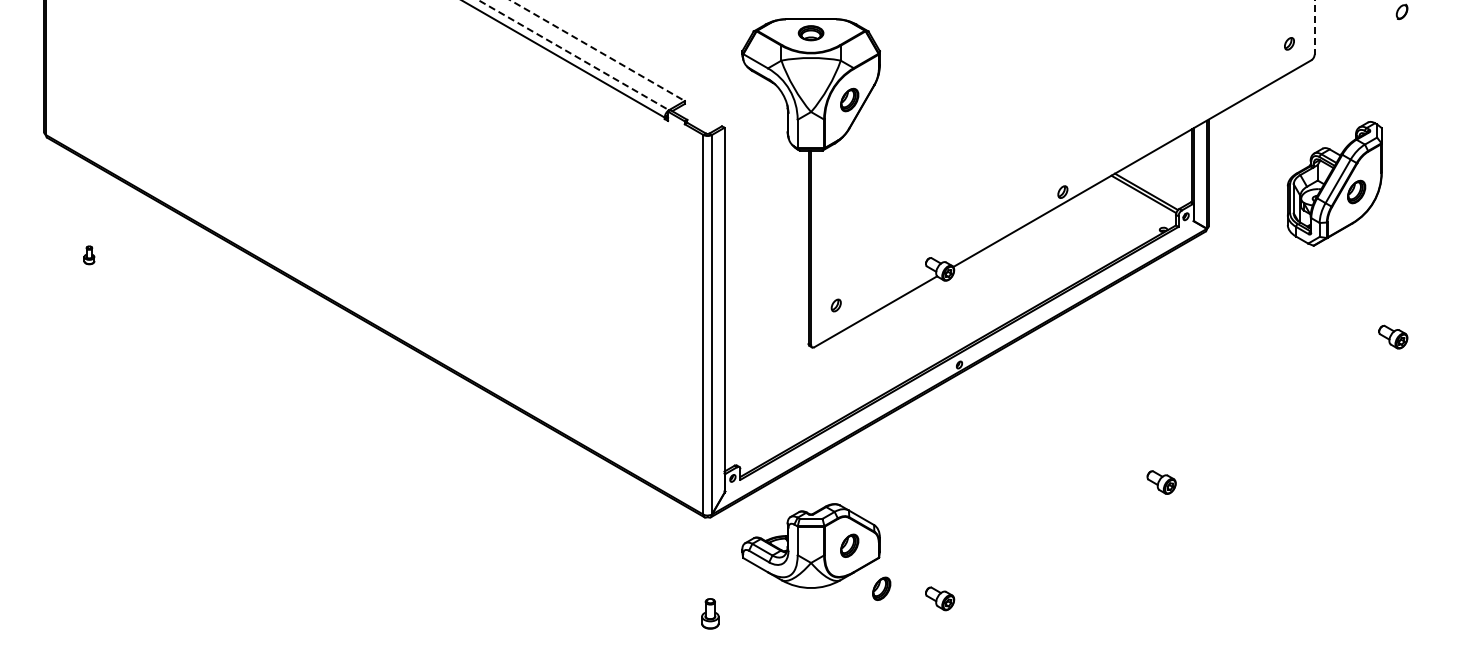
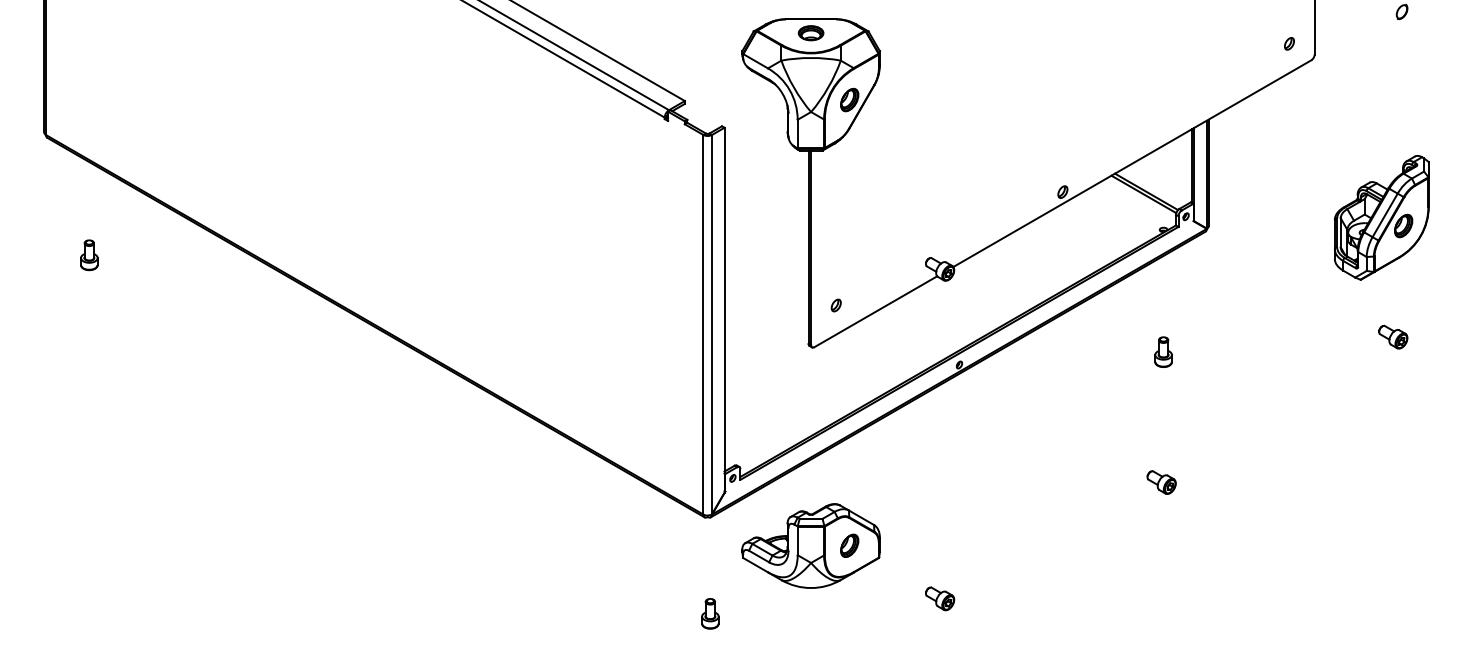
line: dashed -> solid (1314, 27)
line: dashed -> solid (597, 50)
line: dashed -> solid (573, 55)
part position: (1334, 183) -> (1381, 217) (1381, 217)
part size: 13x21 px -> 19x33 px (89, 255)
part: none -> present (1163, 351)
part: present -> none (881, 588)
